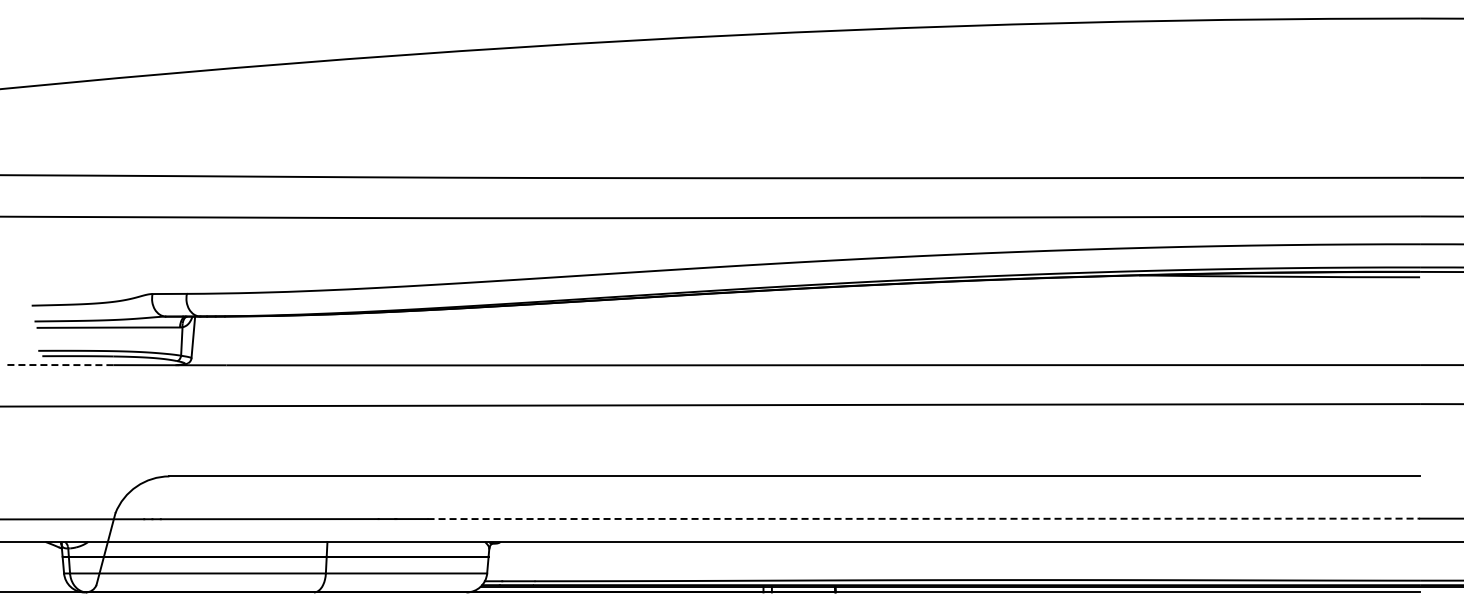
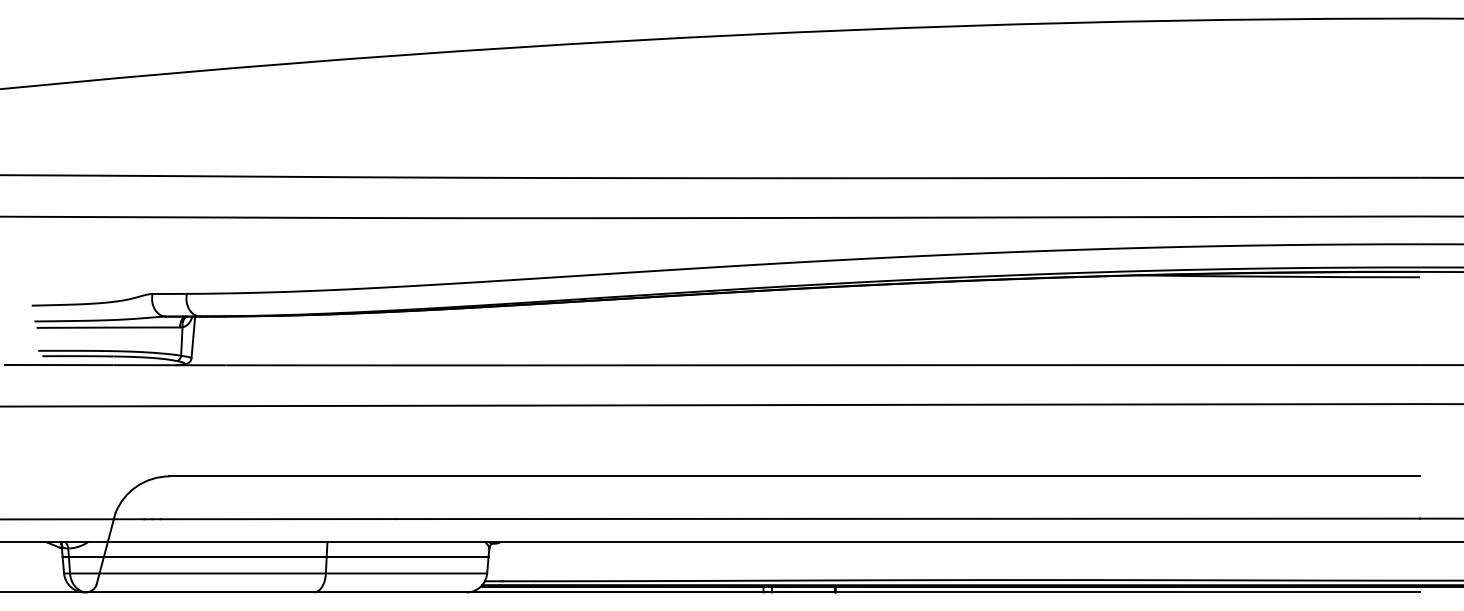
line: dashed -> solid (58, 365)
line: dashed -> solid (924, 518)
